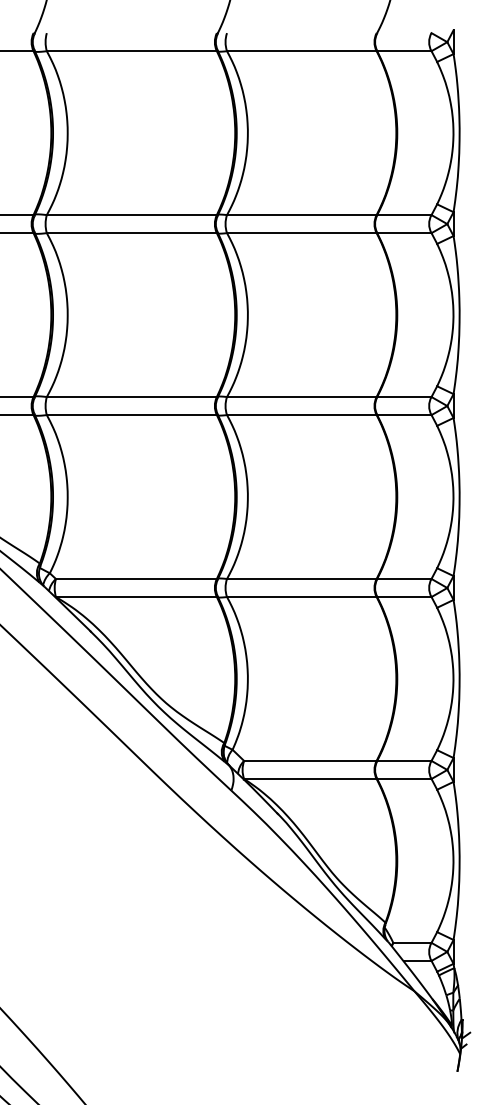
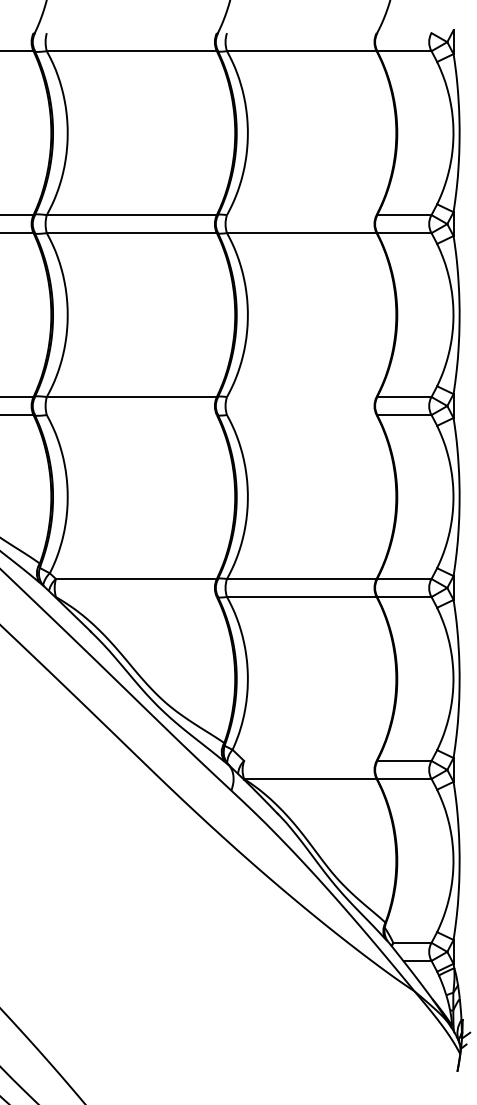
line: present -> none (301, 215)
line: present -> none (301, 397)
line: present -> none (131, 415)
line: present -> none (301, 415)
line: present -> none (135, 597)
line: present -> none (310, 760)
